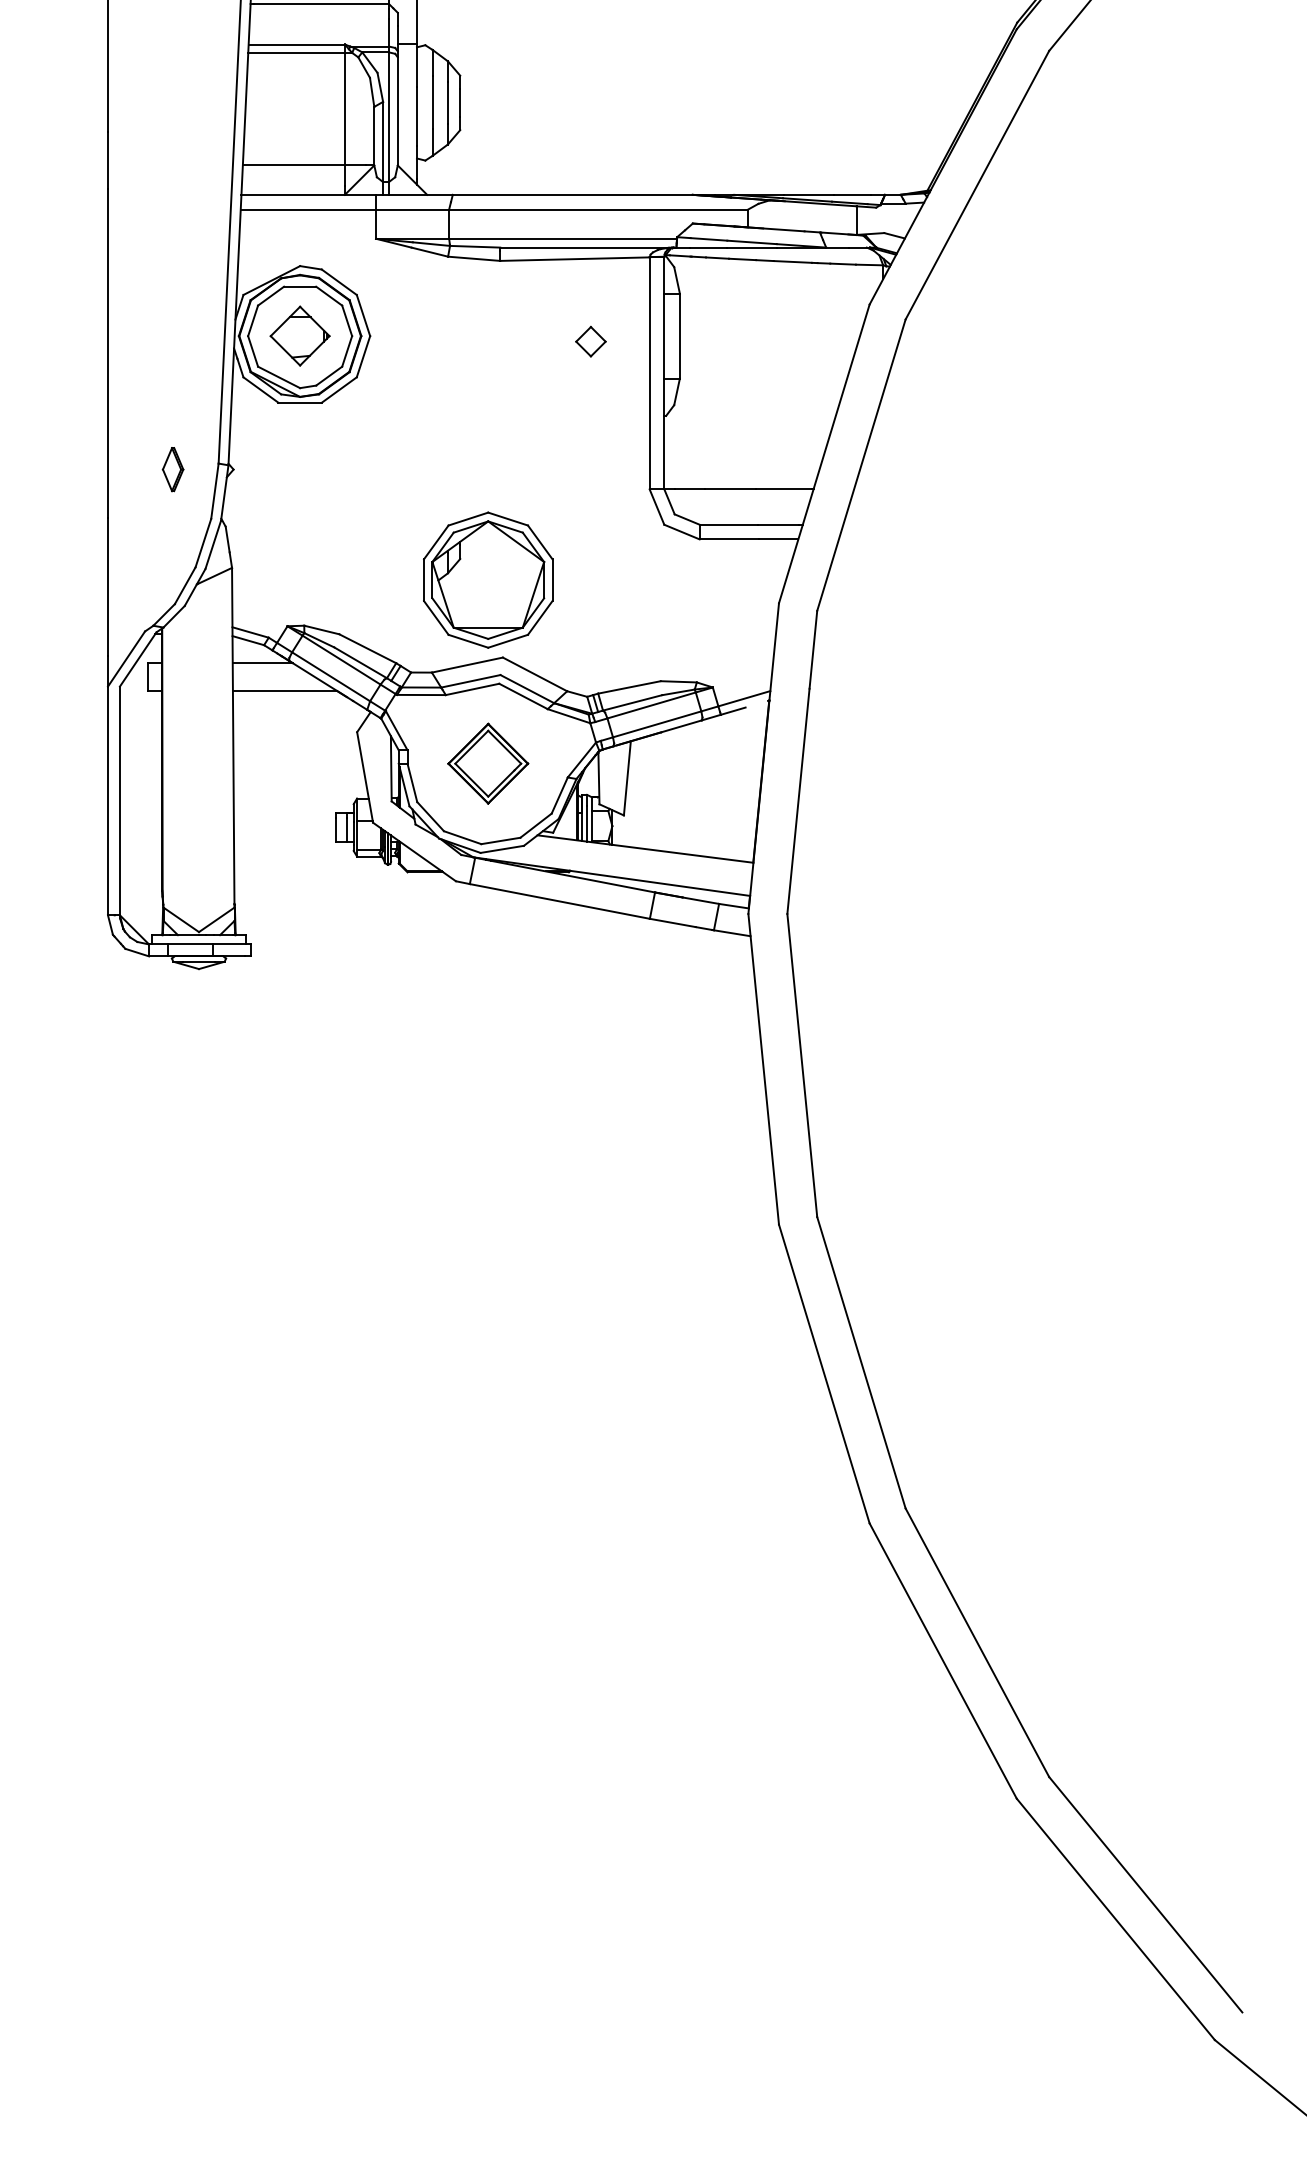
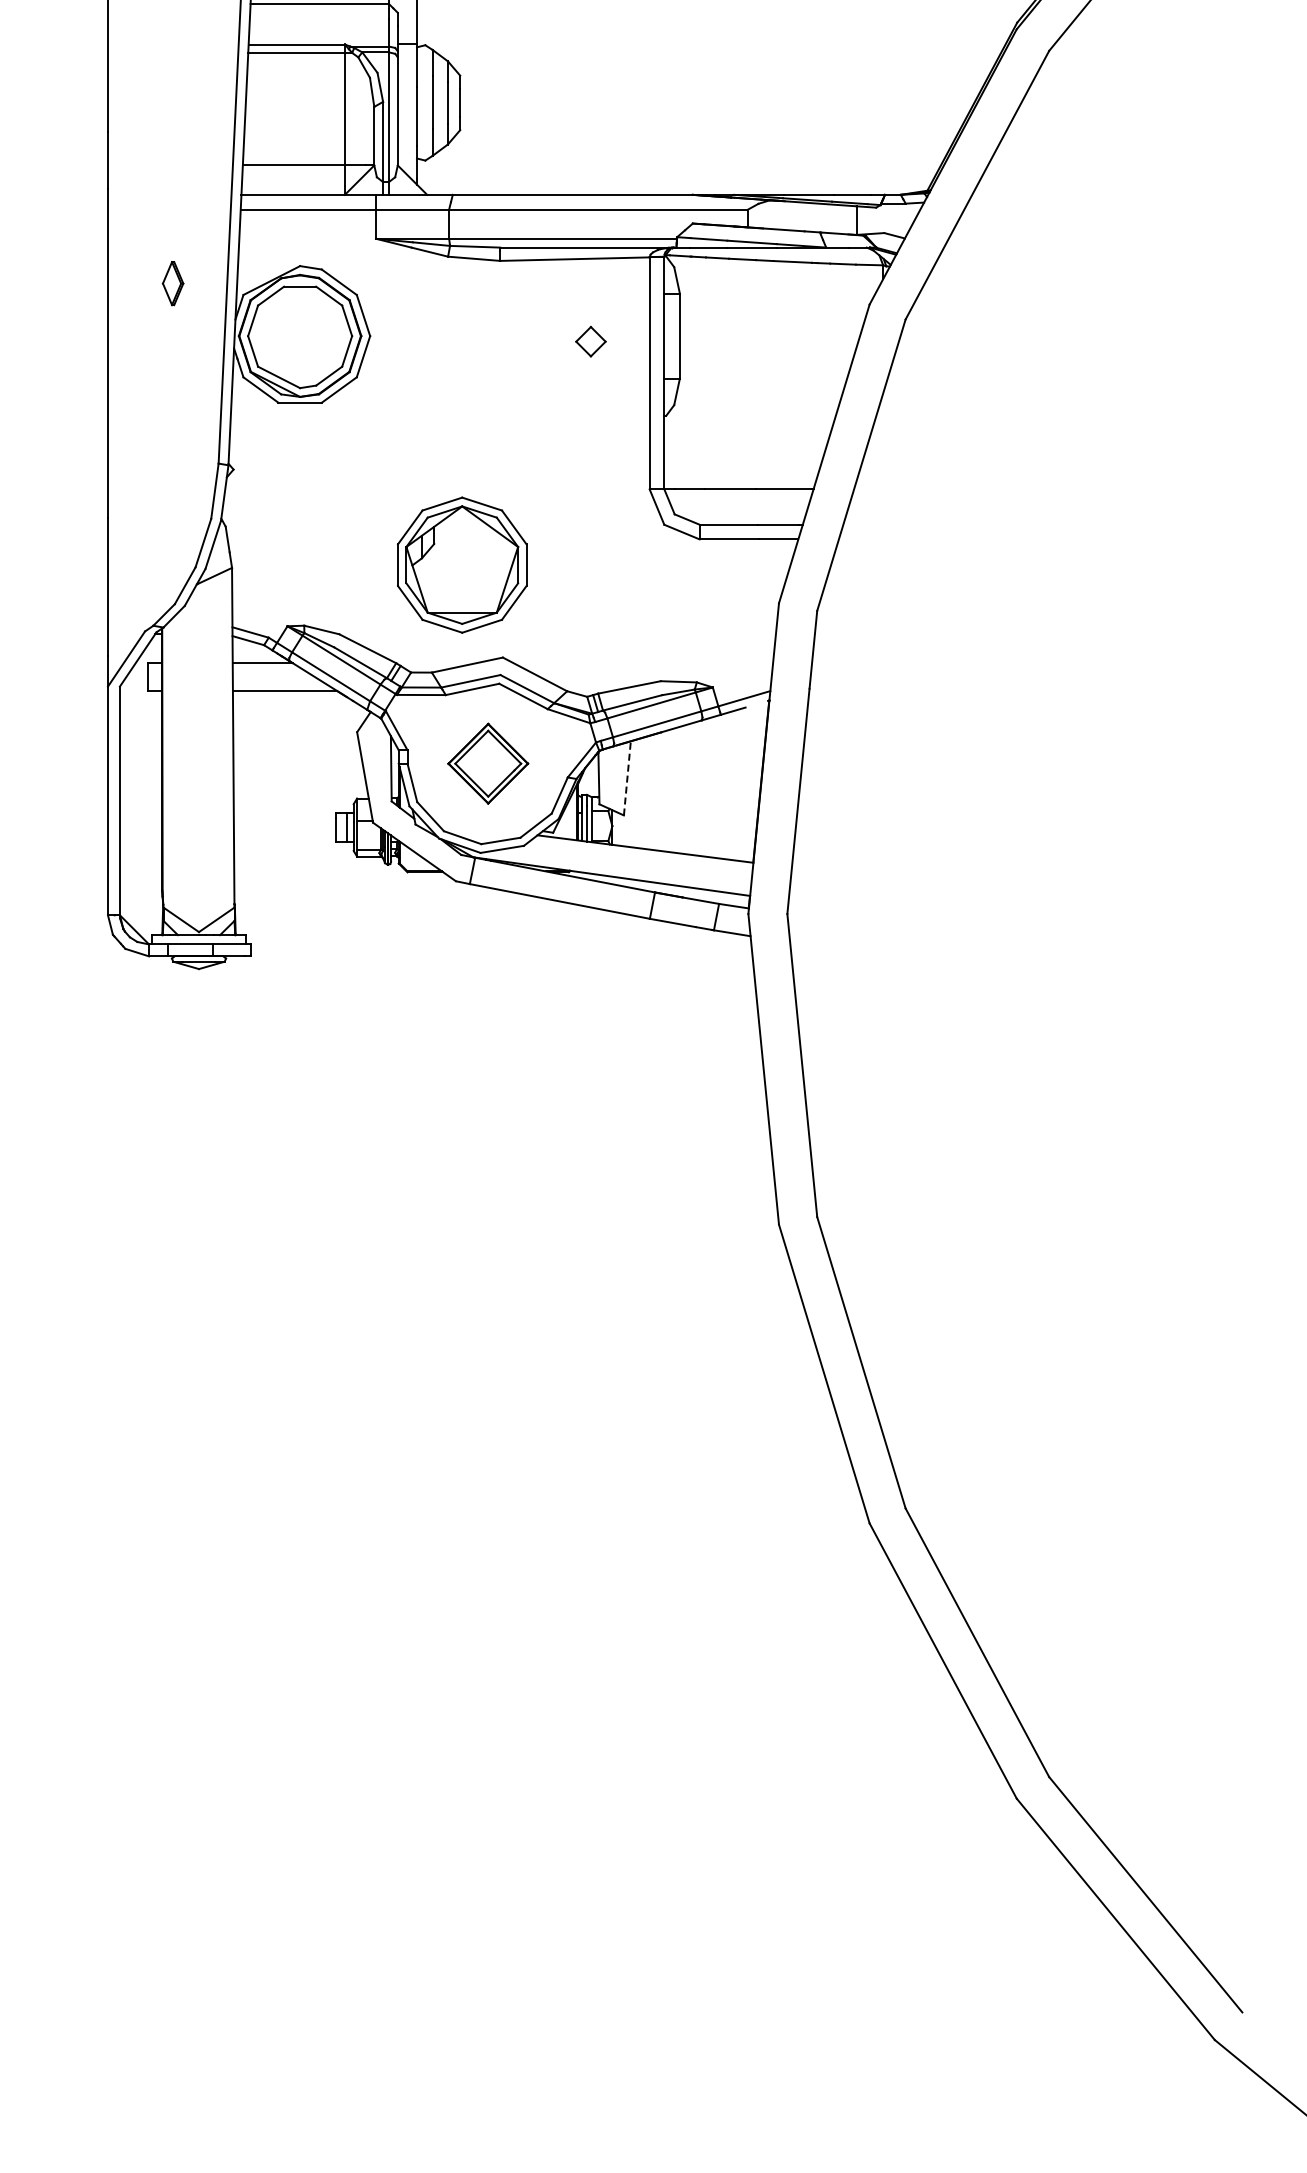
part: present -> none (299, 335)
part position: (172, 469) -> (172, 283) (172, 283)
part position: (488, 579) -> (462, 564) (462, 564)
line: solid -> dashed (627, 777)
